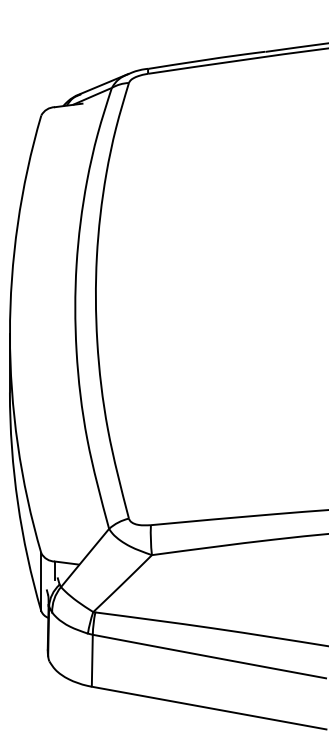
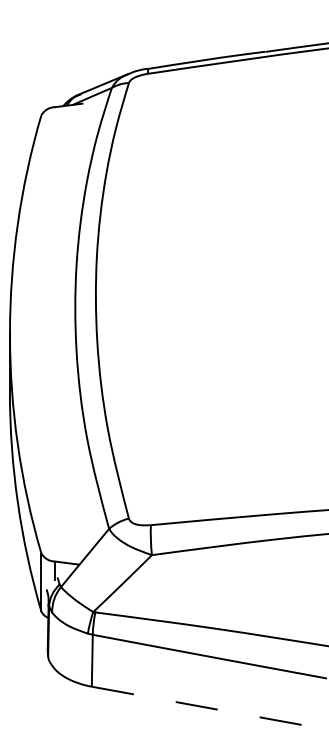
line: solid -> dashed (209, 708)
